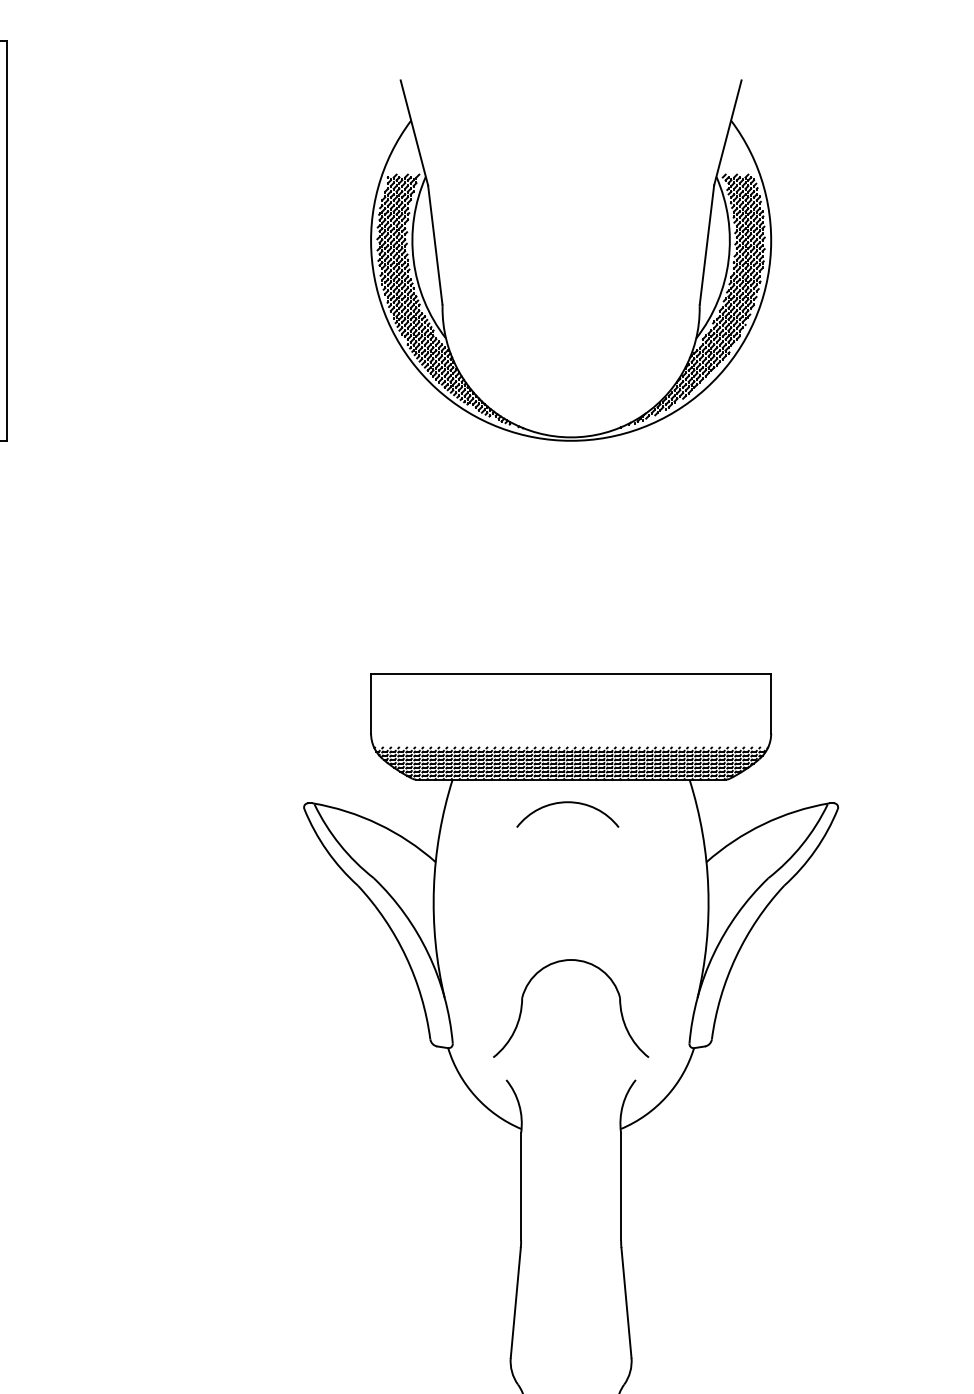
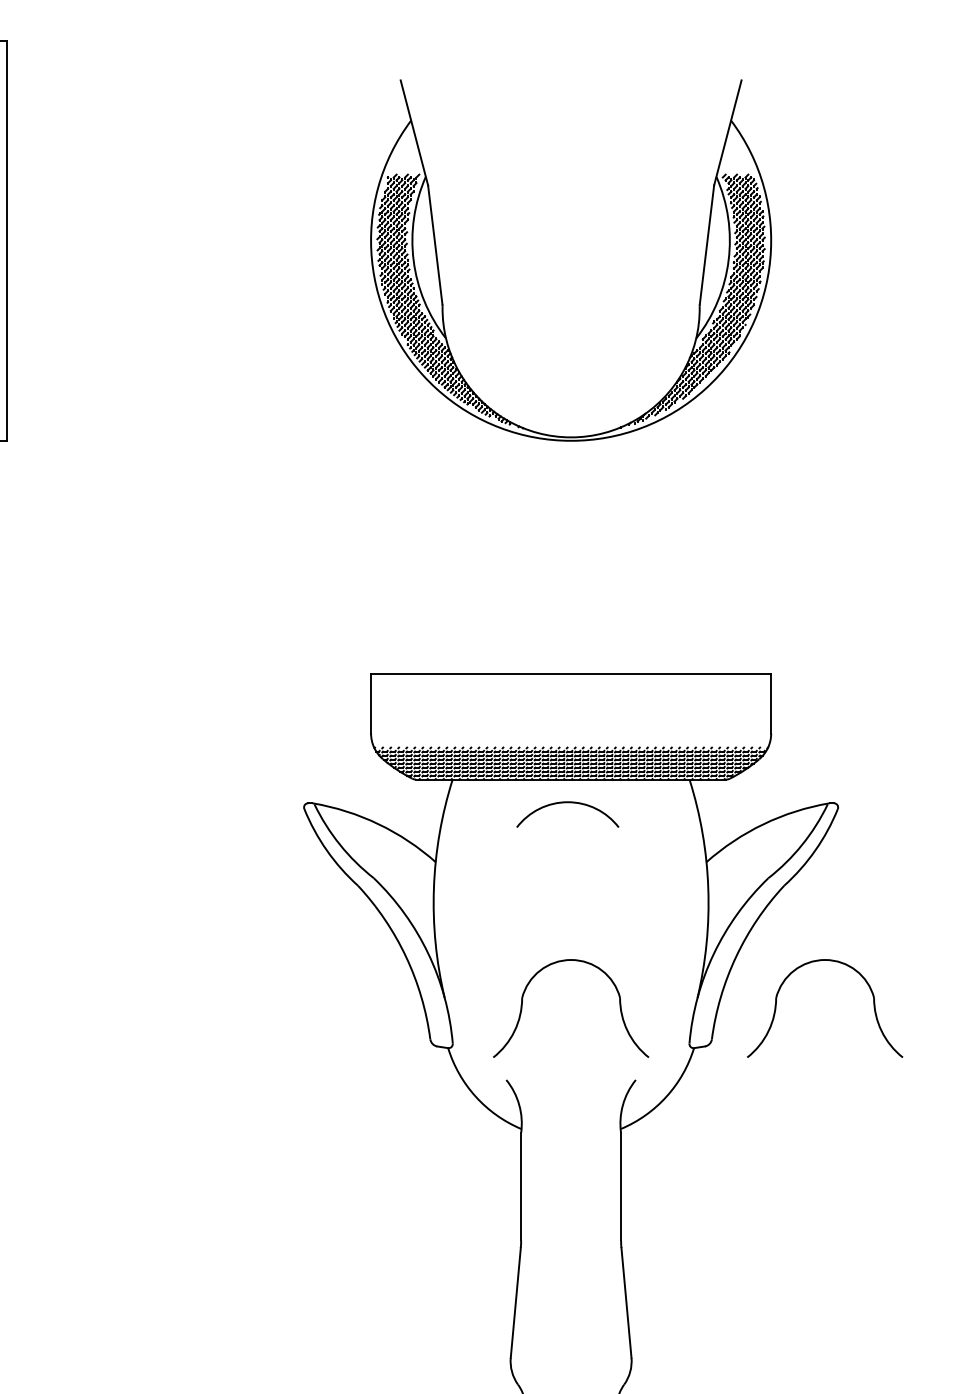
part: none -> present (835, 962)
